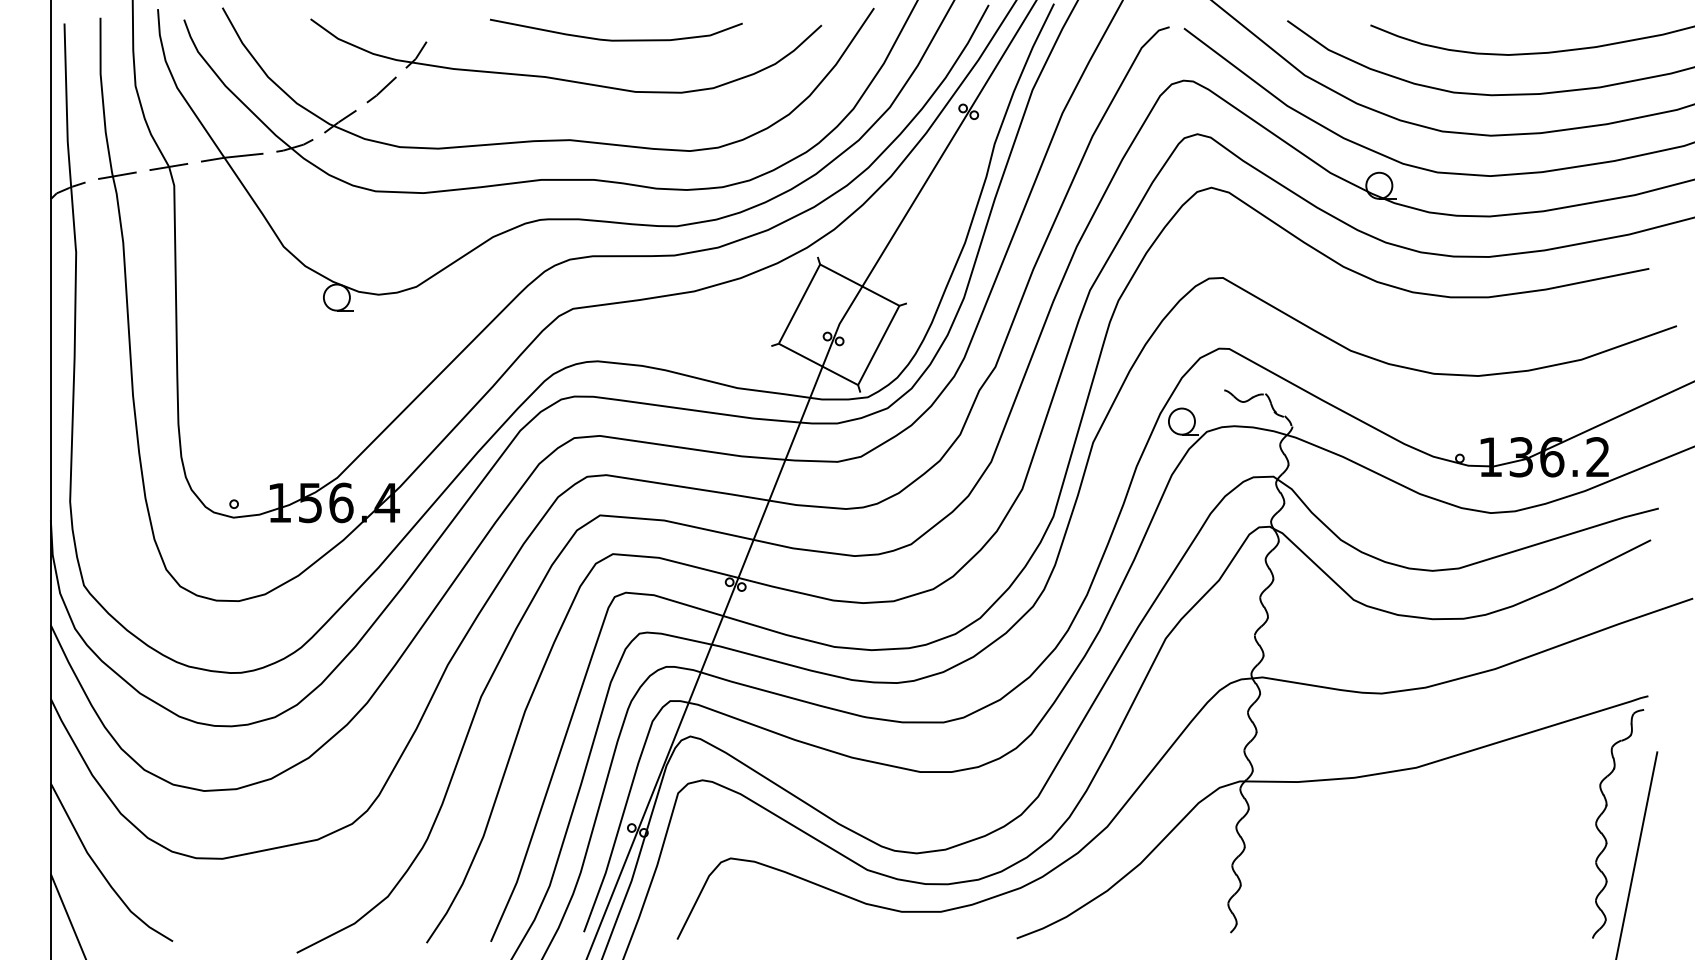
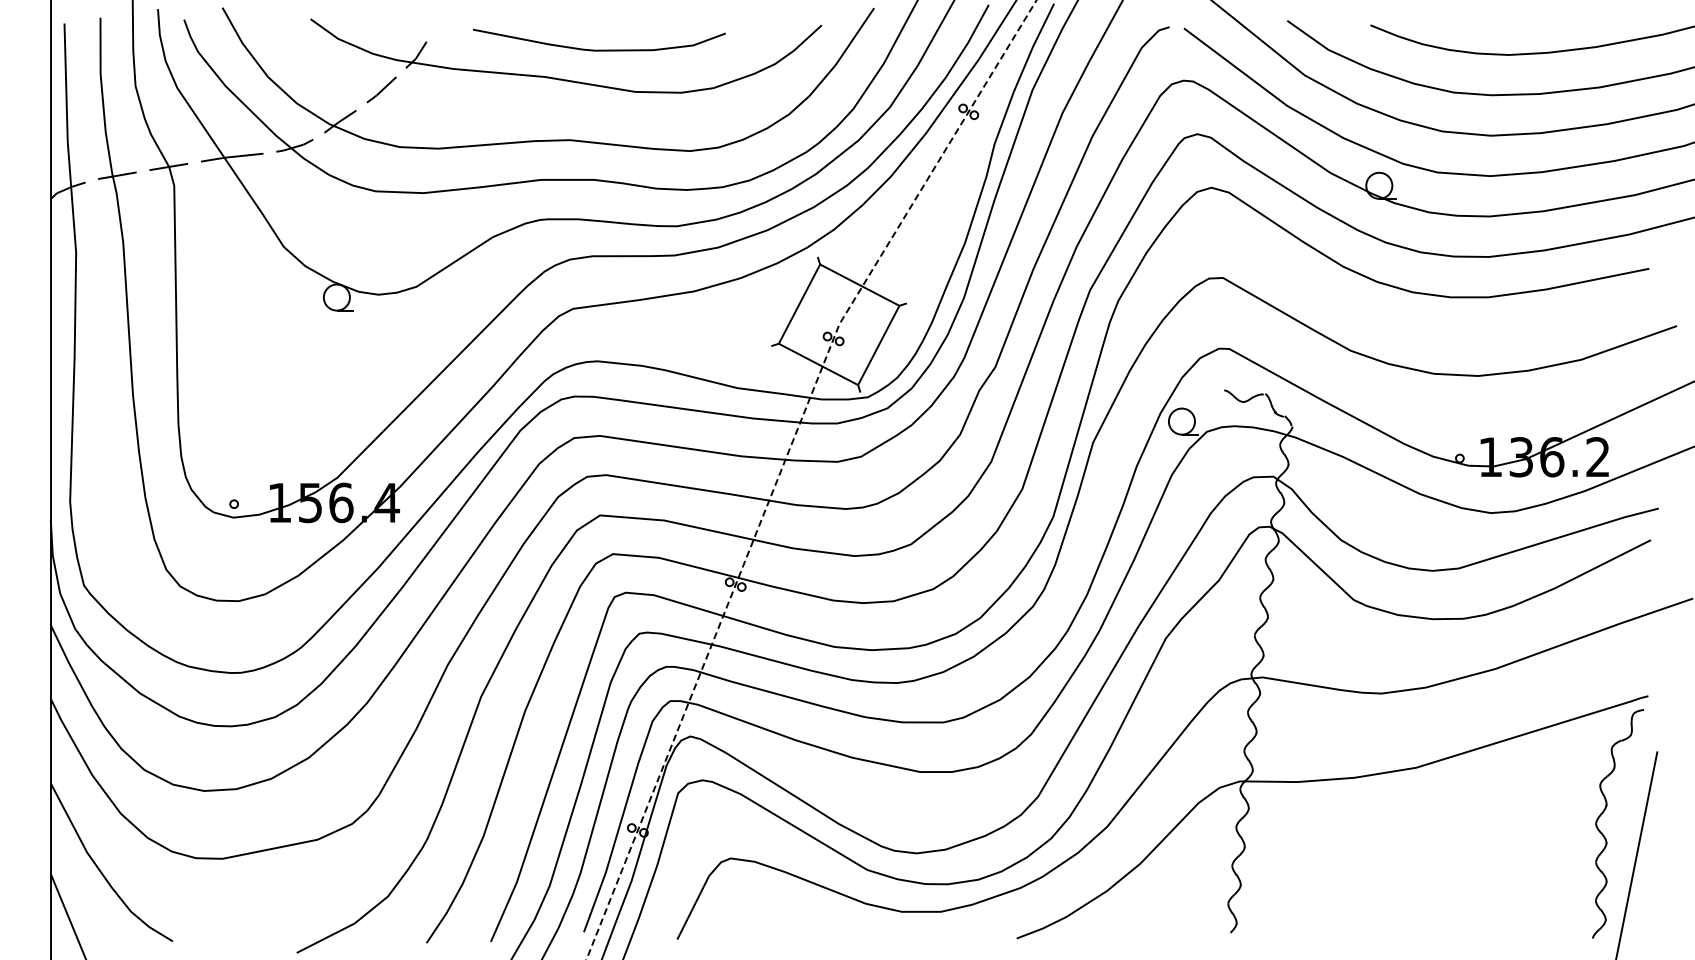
curve position: (616, 39) -> (599, 49) (599, 49)
line: solid -> dashed (783, 465)
